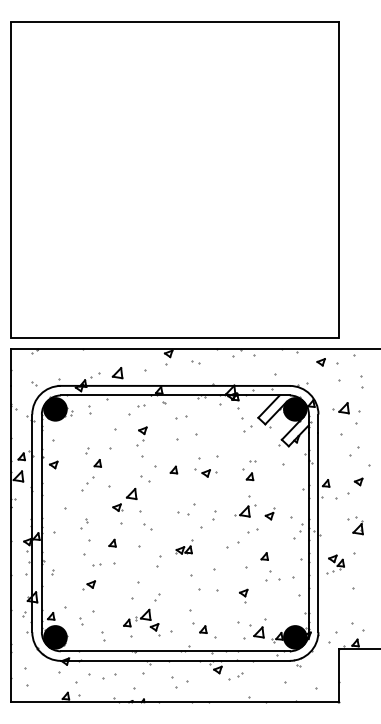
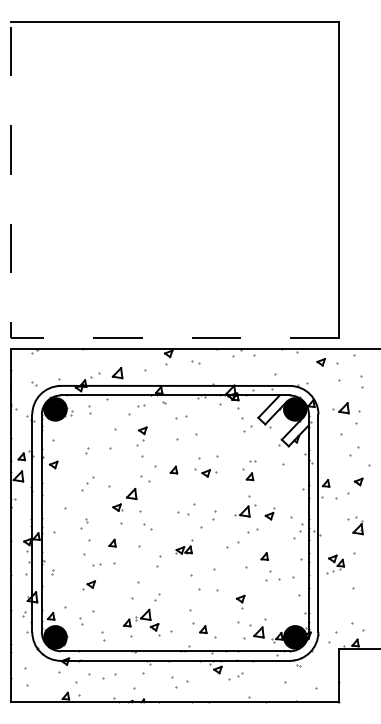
line: solid -> dashed (16, 338)
part: present -> none (97, 463)
part position: (243, 595) -> (240, 601) (240, 601)
